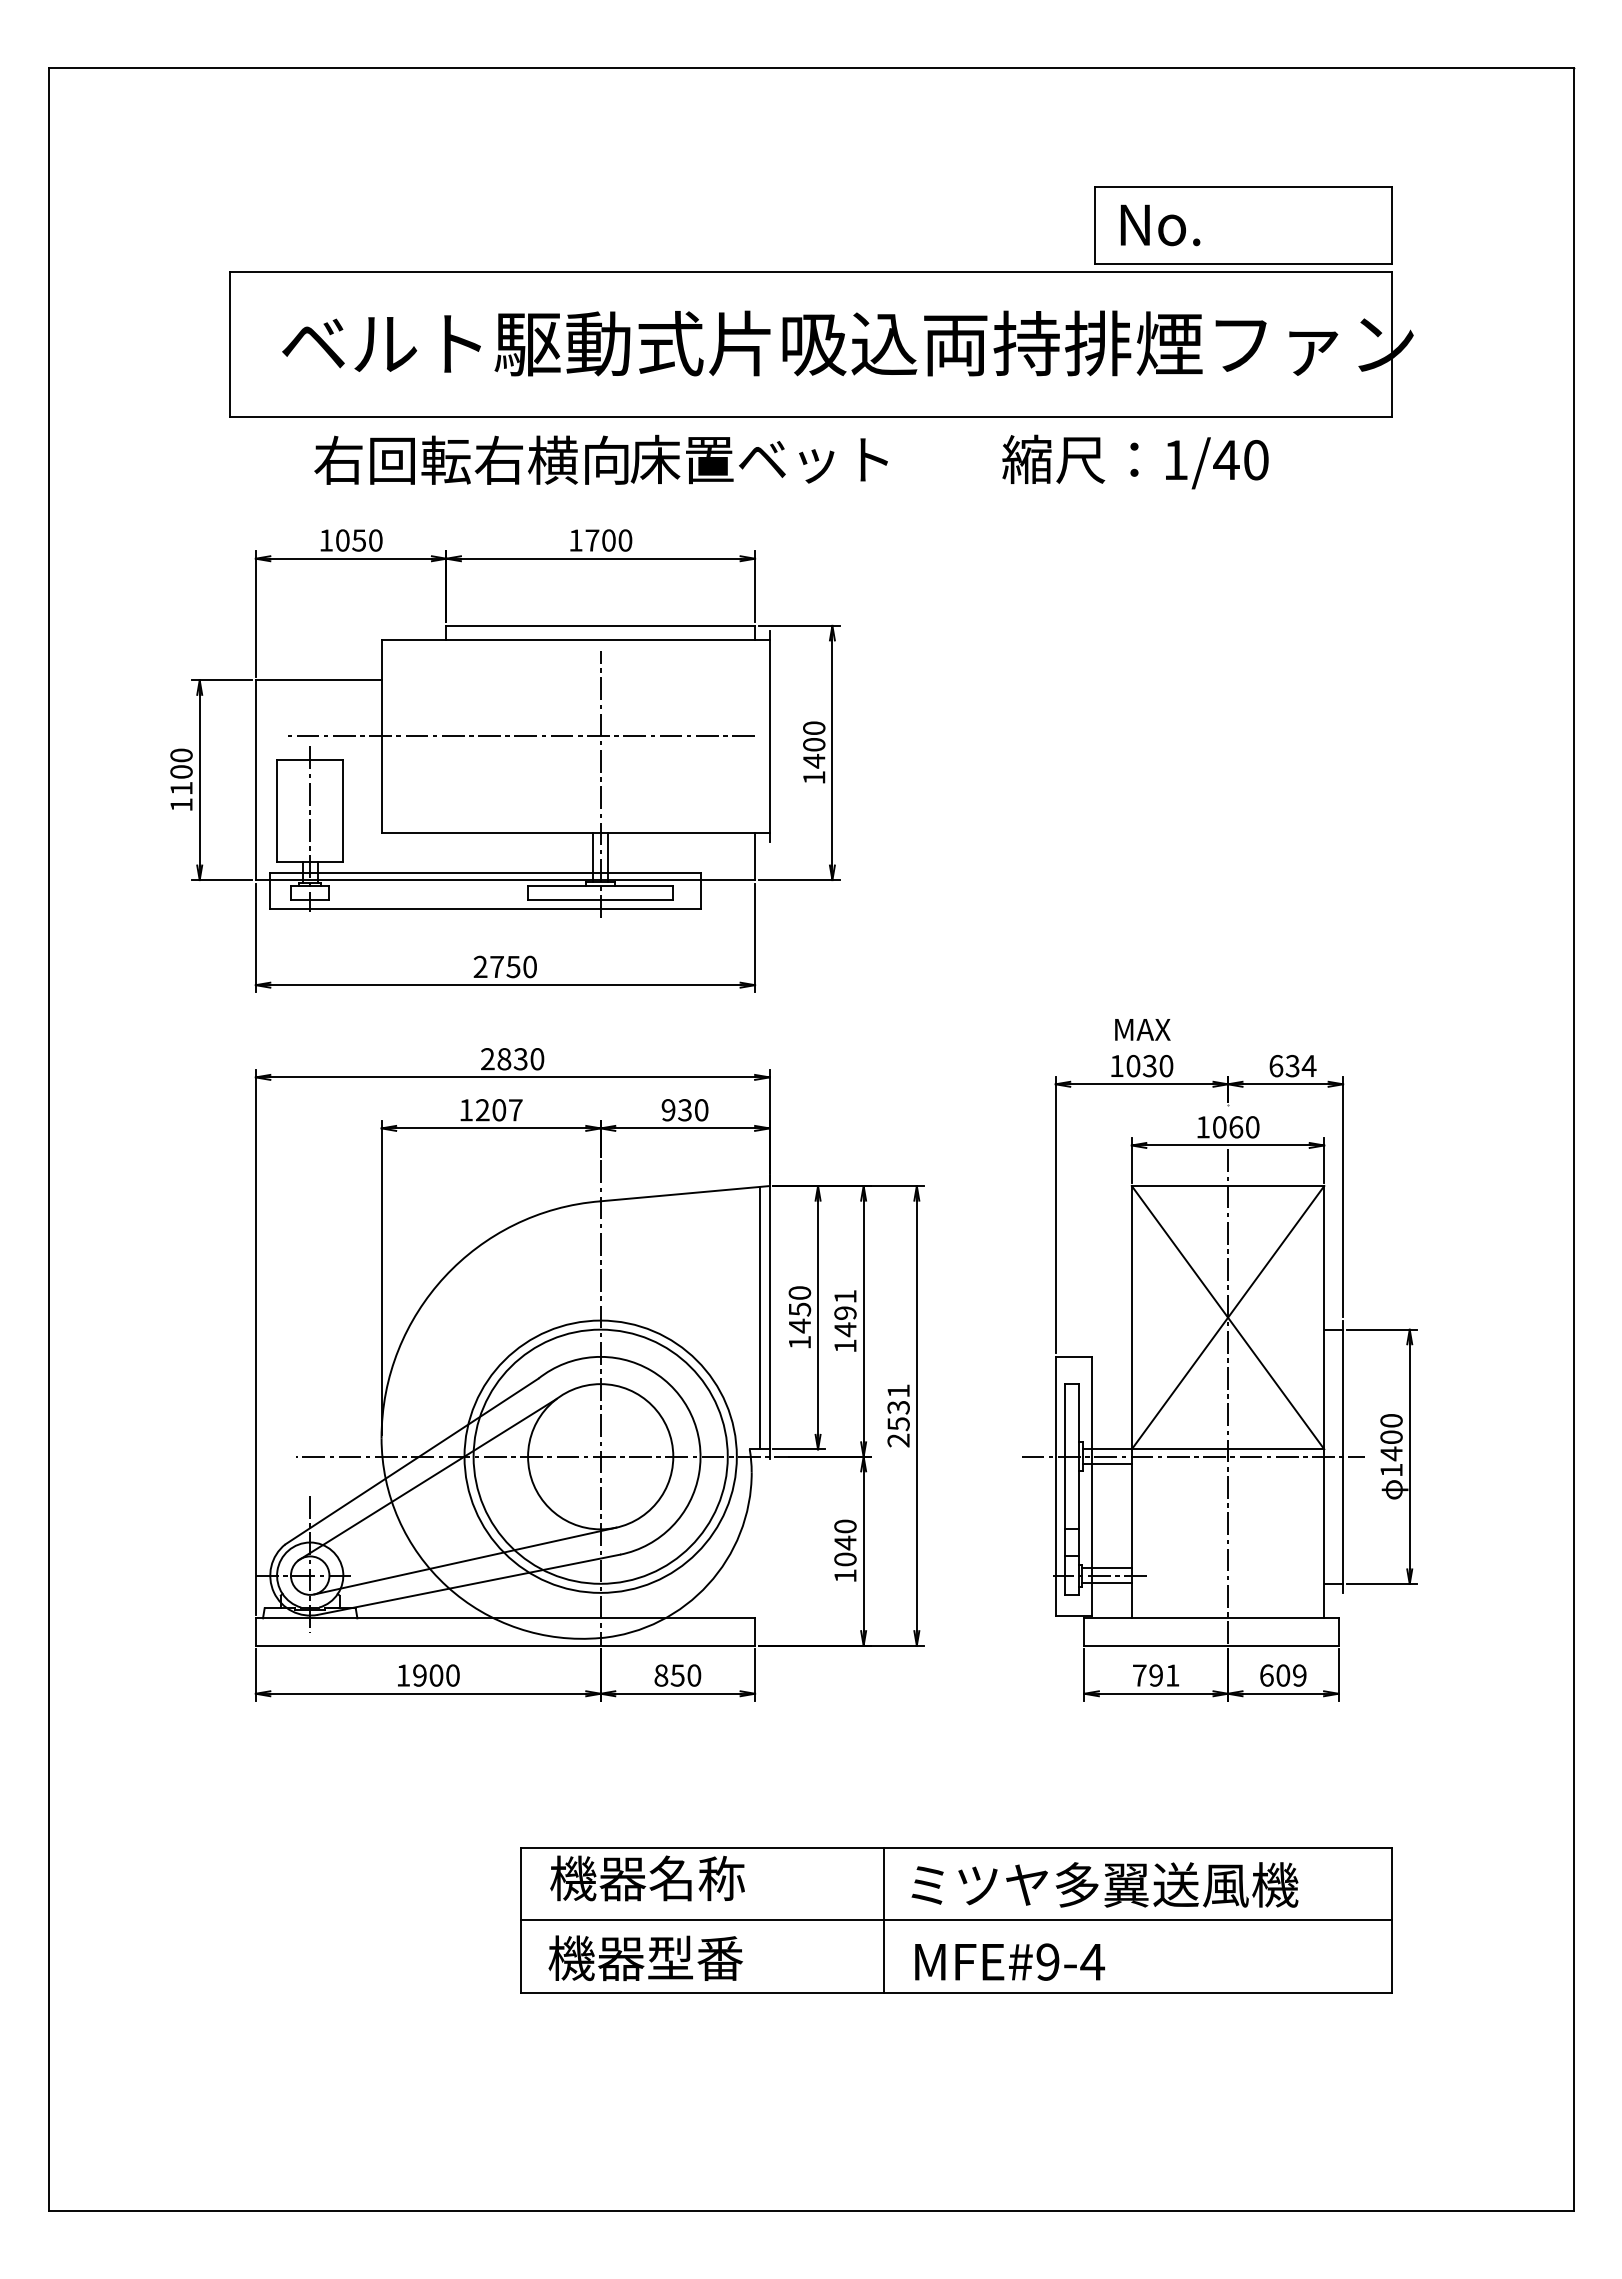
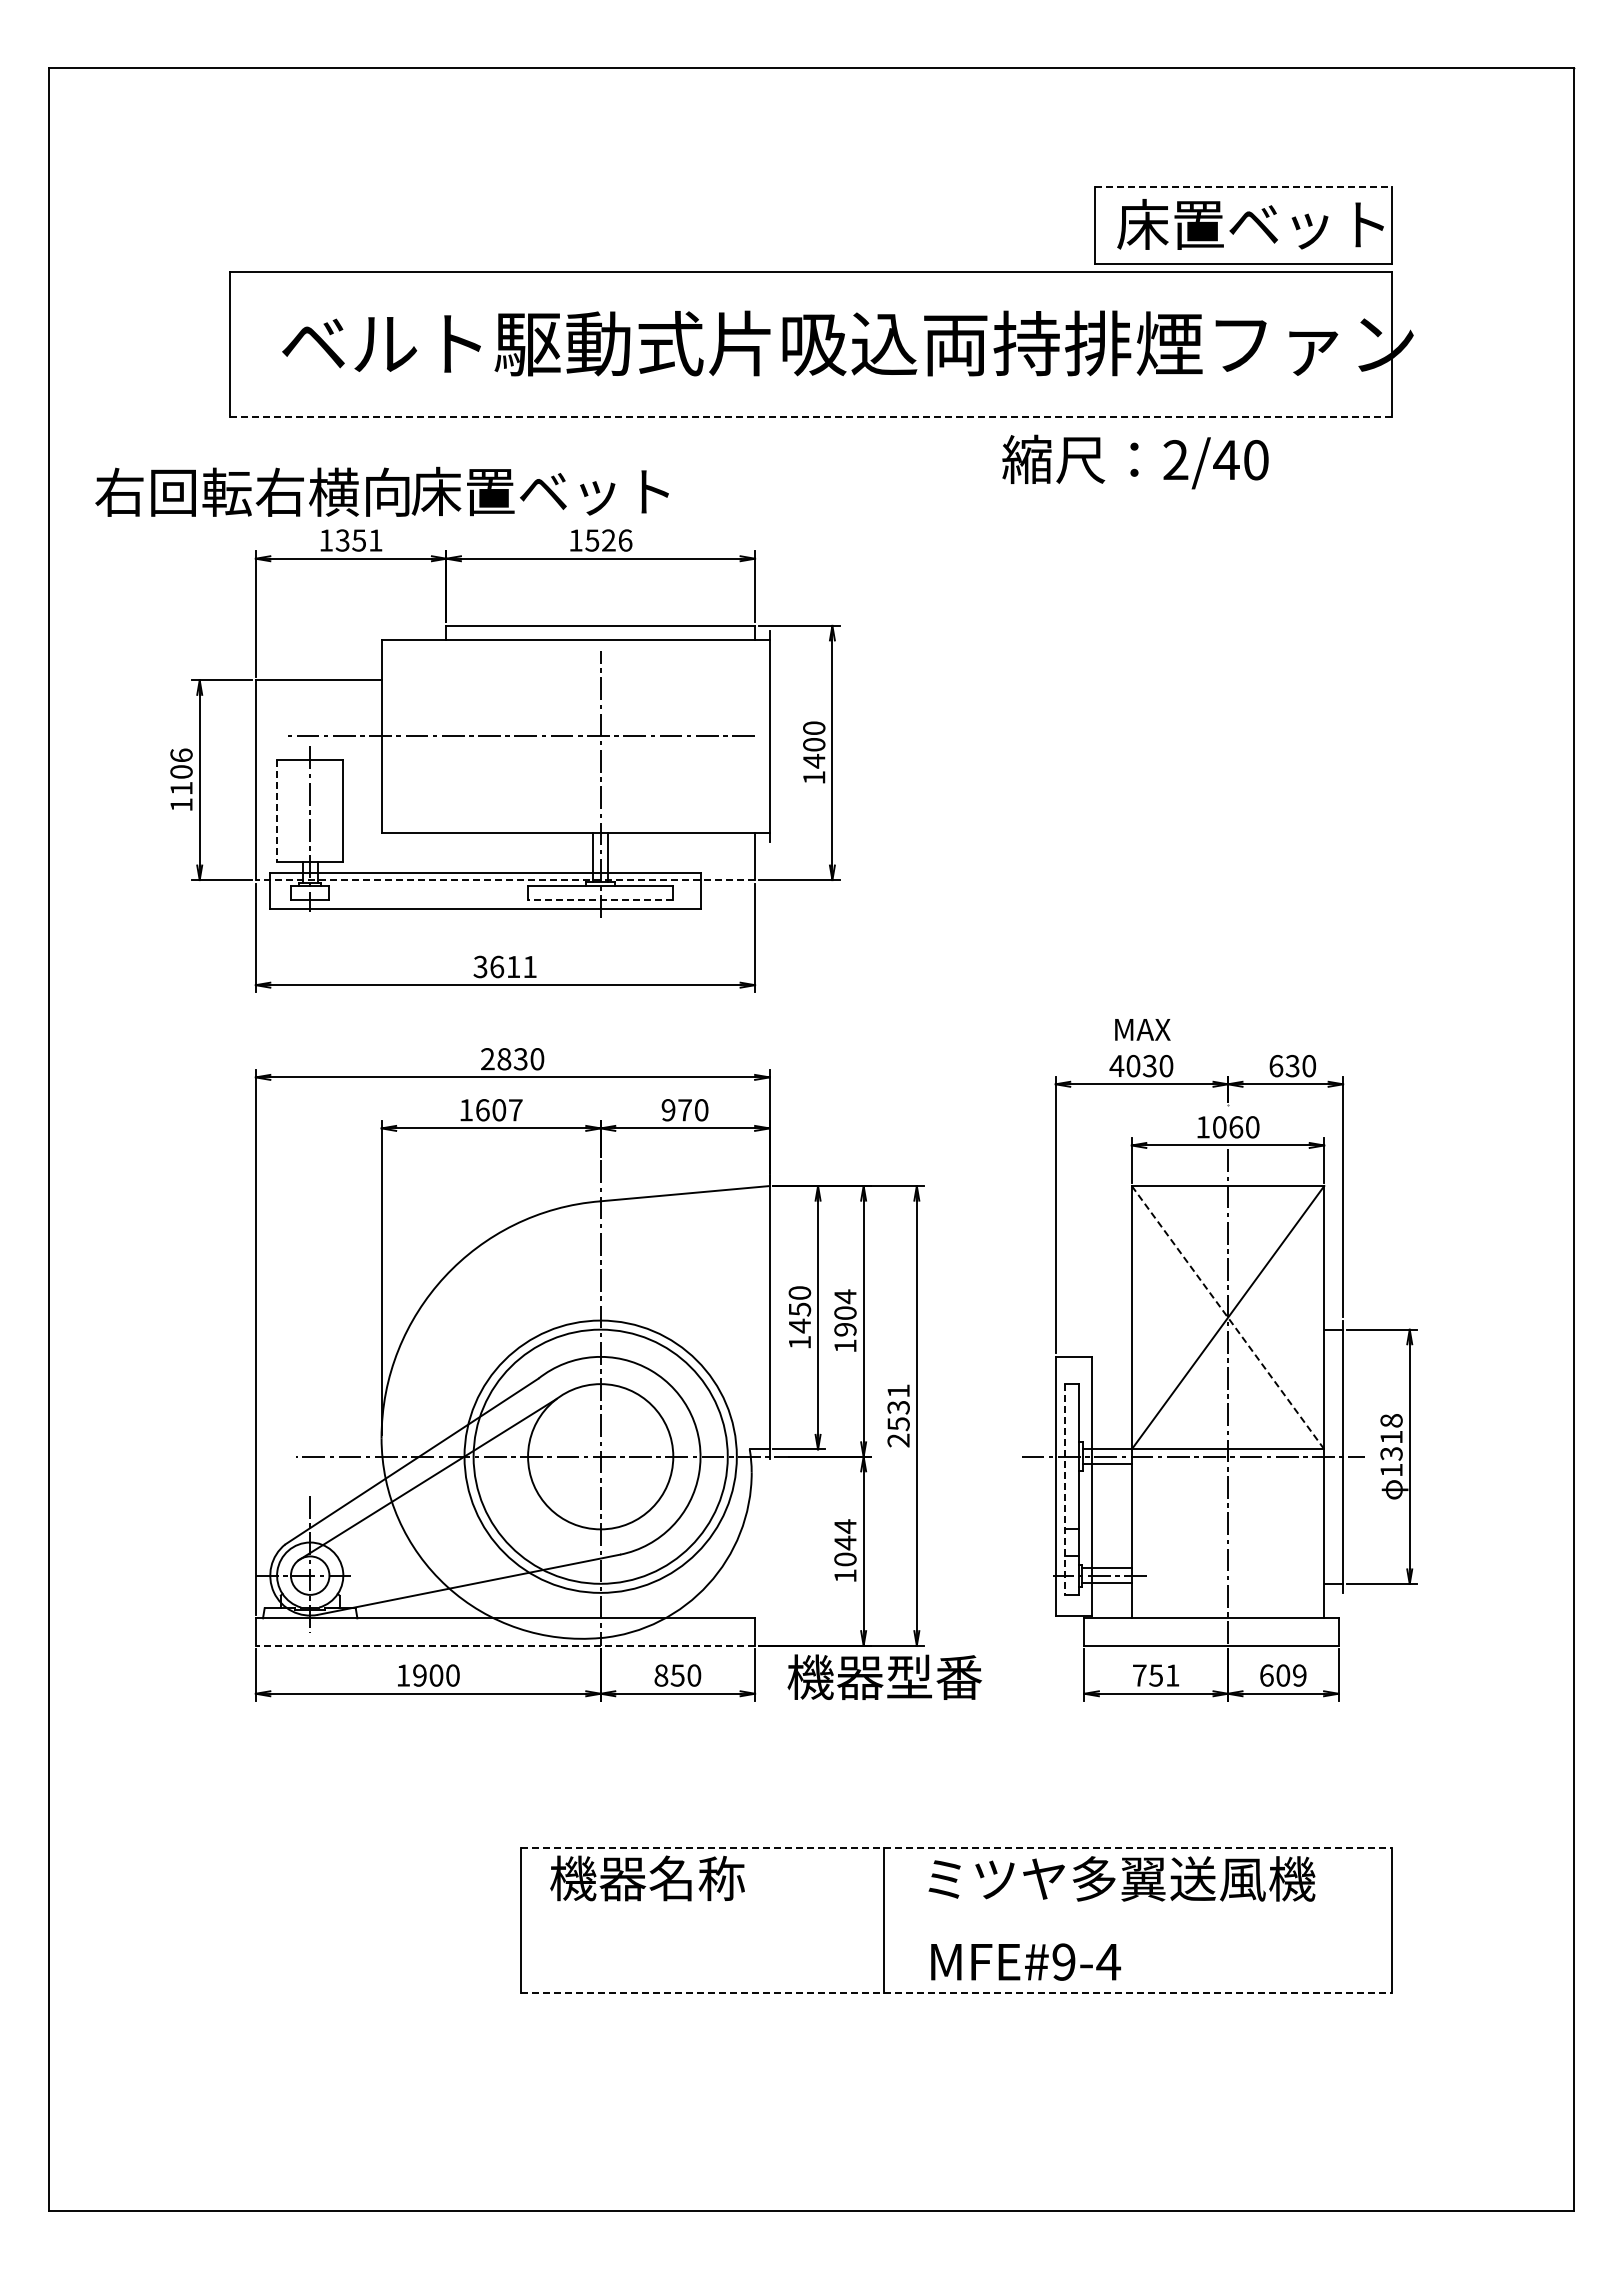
line: solid -> dashed (1243, 186)
text: No. -> 床置ベット (1250, 224)
line: solid -> dashed (811, 417)
text position: (600, 459) -> (381, 491) (381, 491)
text: 1/40 -> 2/40 (1175, 459)
text: 1050 -> 1351 (358, 540)
text: 1700 -> 1526 (608, 540)
text: 1100 -> 1106 (181, 755)
line: solid -> dashed (277, 811)
line: solid -> dashed (505, 880)
line: solid -> dashed (600, 899)
text: 2750 -> 3611 (504, 966)
text: 1030 -> 4030 (1116, 1065)
text: 634 -> 630 (1308, 1065)
text: 1207 -> 1607 (482, 1110)
text: 930 -> 970 (684, 1110)
text: 1491 -> 1904 (845, 1313)
line: present -> none (760, 1317)
line: solid -> dashed (1228, 1318)
text: 1400 -> 1318 (1391, 1437)
line: solid -> dashed (1064, 1490)
text: 1040 -> 1044 (845, 1526)
line: present -> none (465, 1560)
line: solid -> dashed (505, 1645)
text: 791 -> 751 (1155, 1675)
line: solid -> dashed (956, 1847)
text position: (1104, 1884) -> (1121, 1878) (1121, 1878)
line: present -> none (955, 1920)
text position: (645, 1957) -> (884, 1676) (884, 1676)
text position: (1009, 1961) -> (1025, 1961) (1025, 1961)
line: solid -> dashed (956, 1992)
